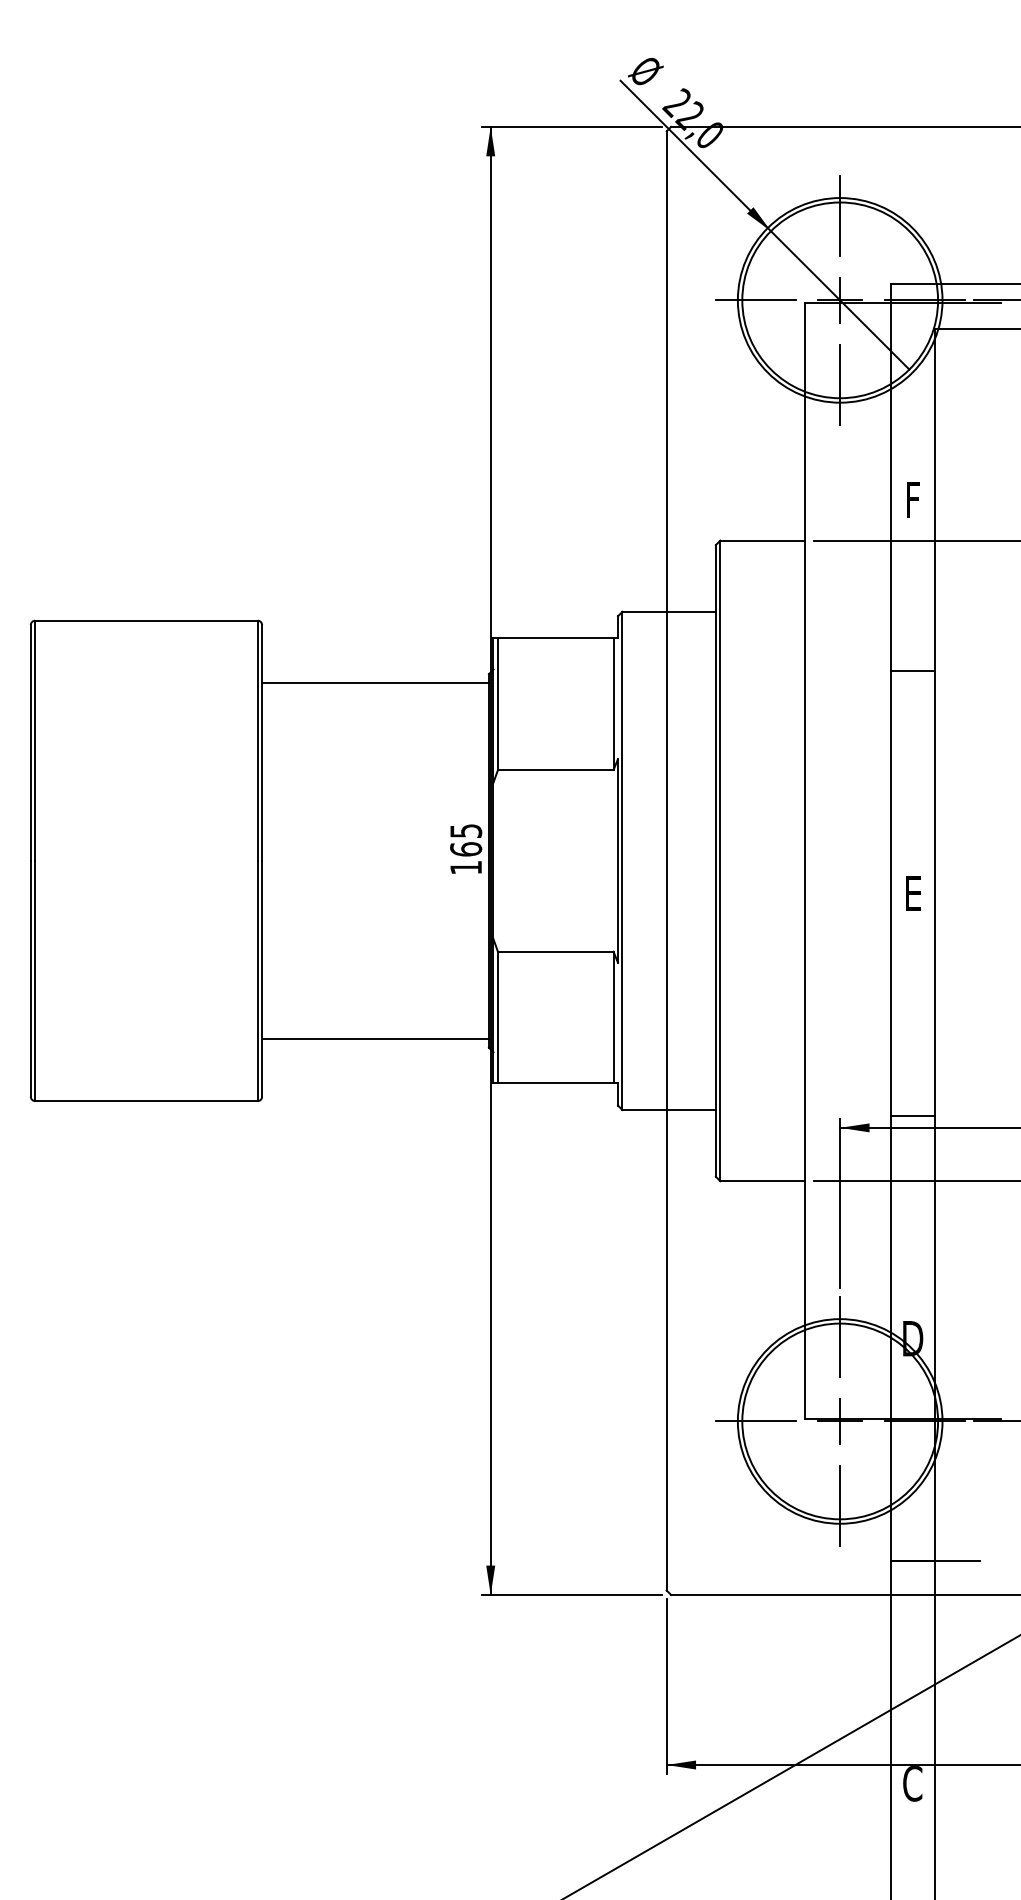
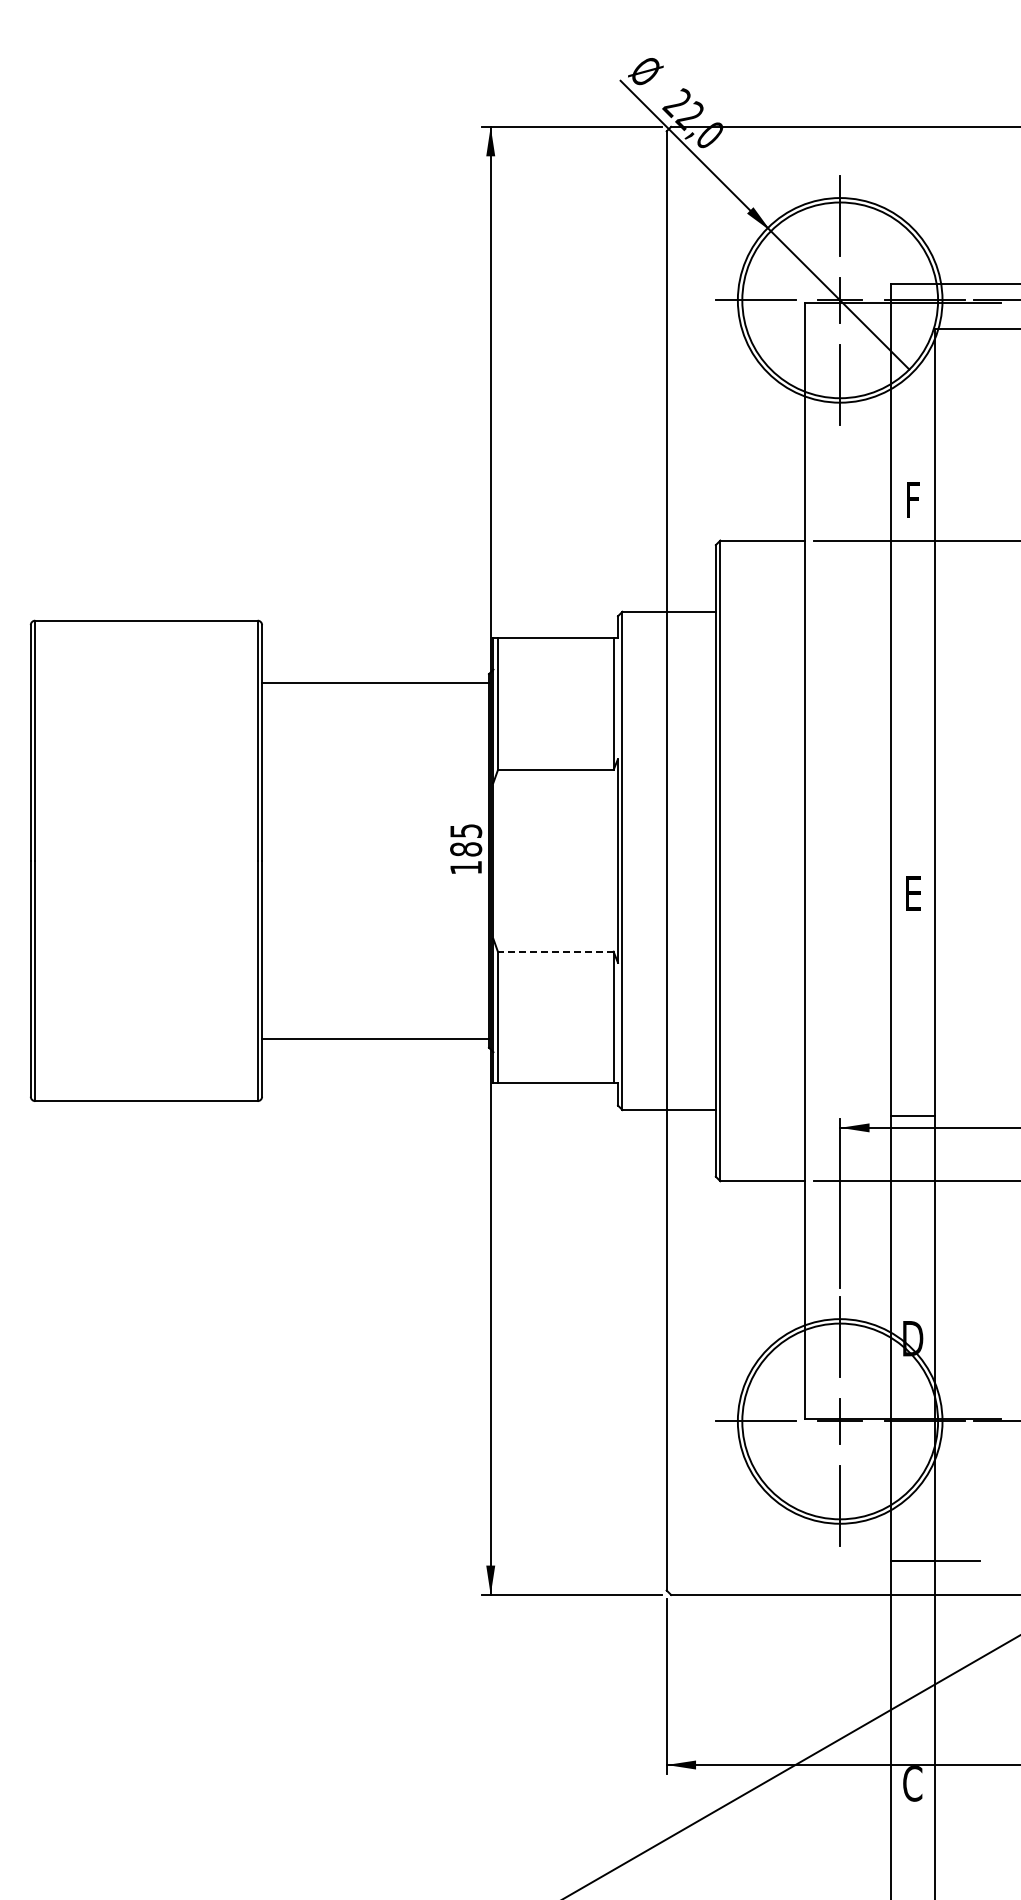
line: present -> none (912, 671)
text: 165 -> 185 (466, 849)
line: solid -> dashed (555, 951)
